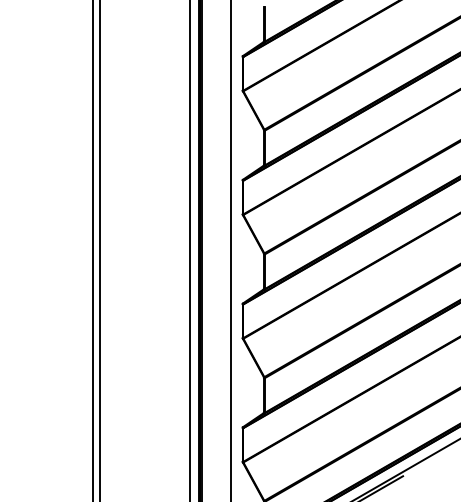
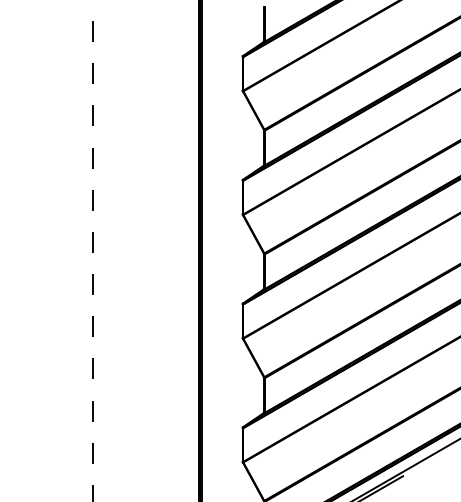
line: present -> none (100, 250)
line: present -> none (190, 250)
line: present -> none (231, 250)
line: solid -> dashed (92, 251)
